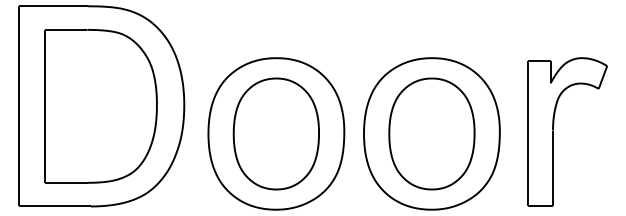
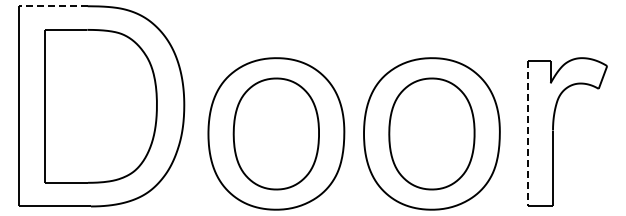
line: solid -> dashed (52, 6)
line: solid -> dashed (528, 133)
